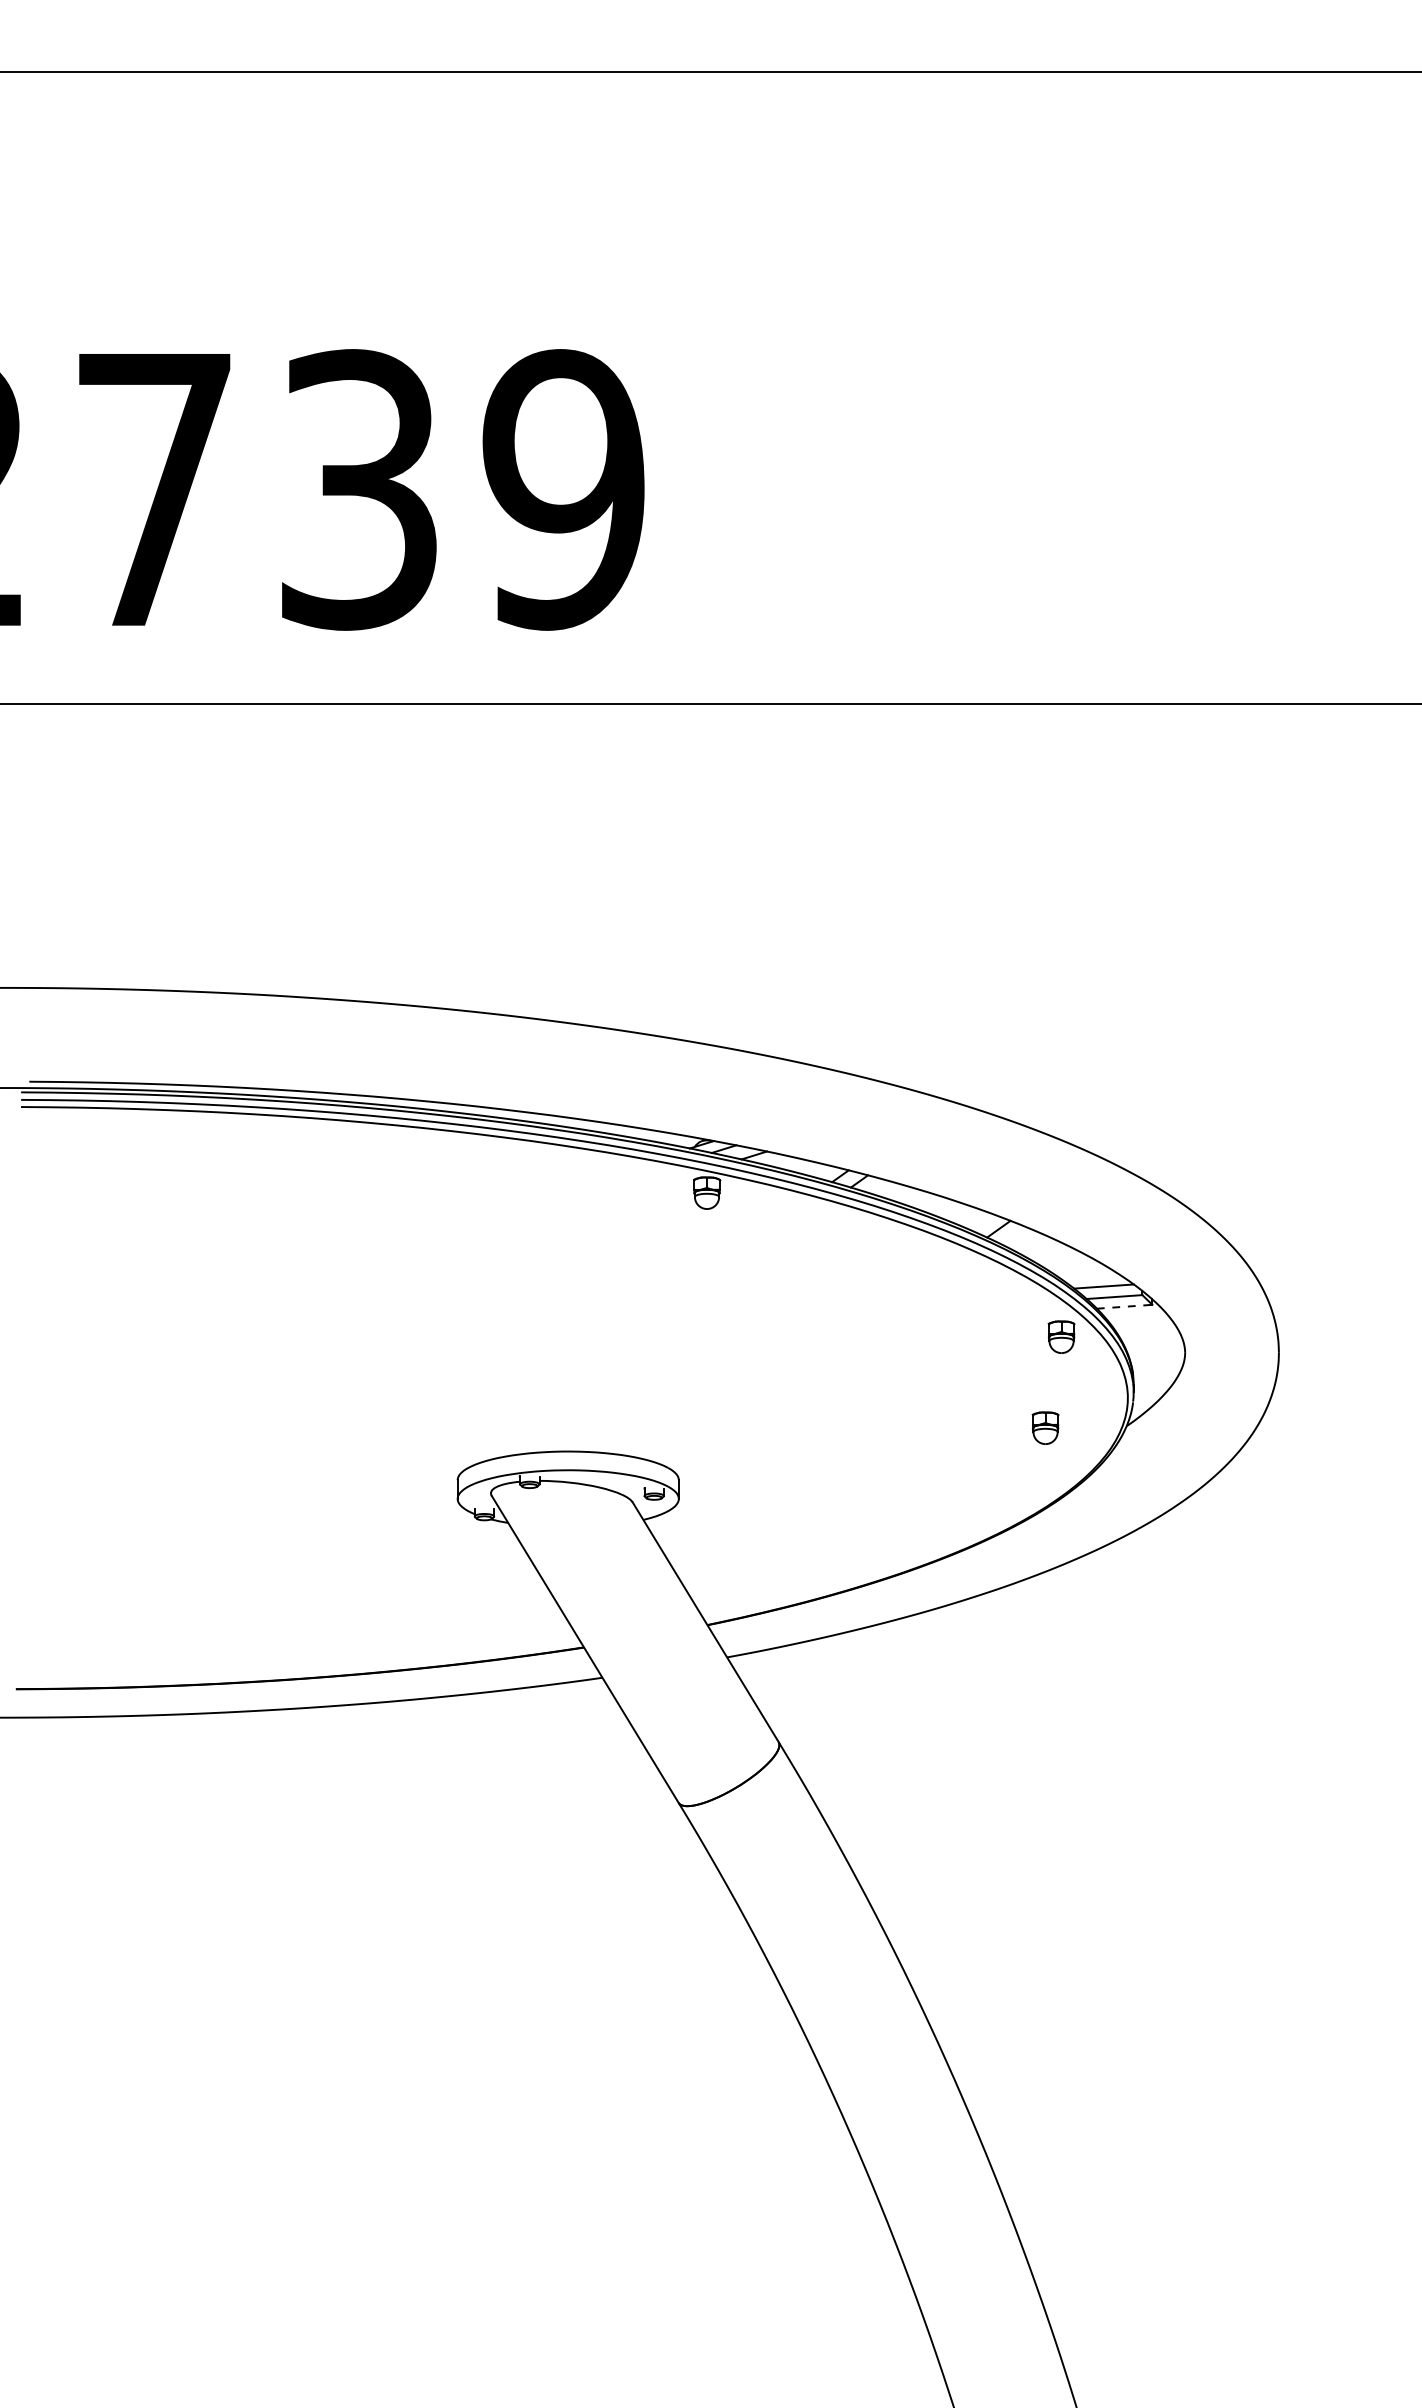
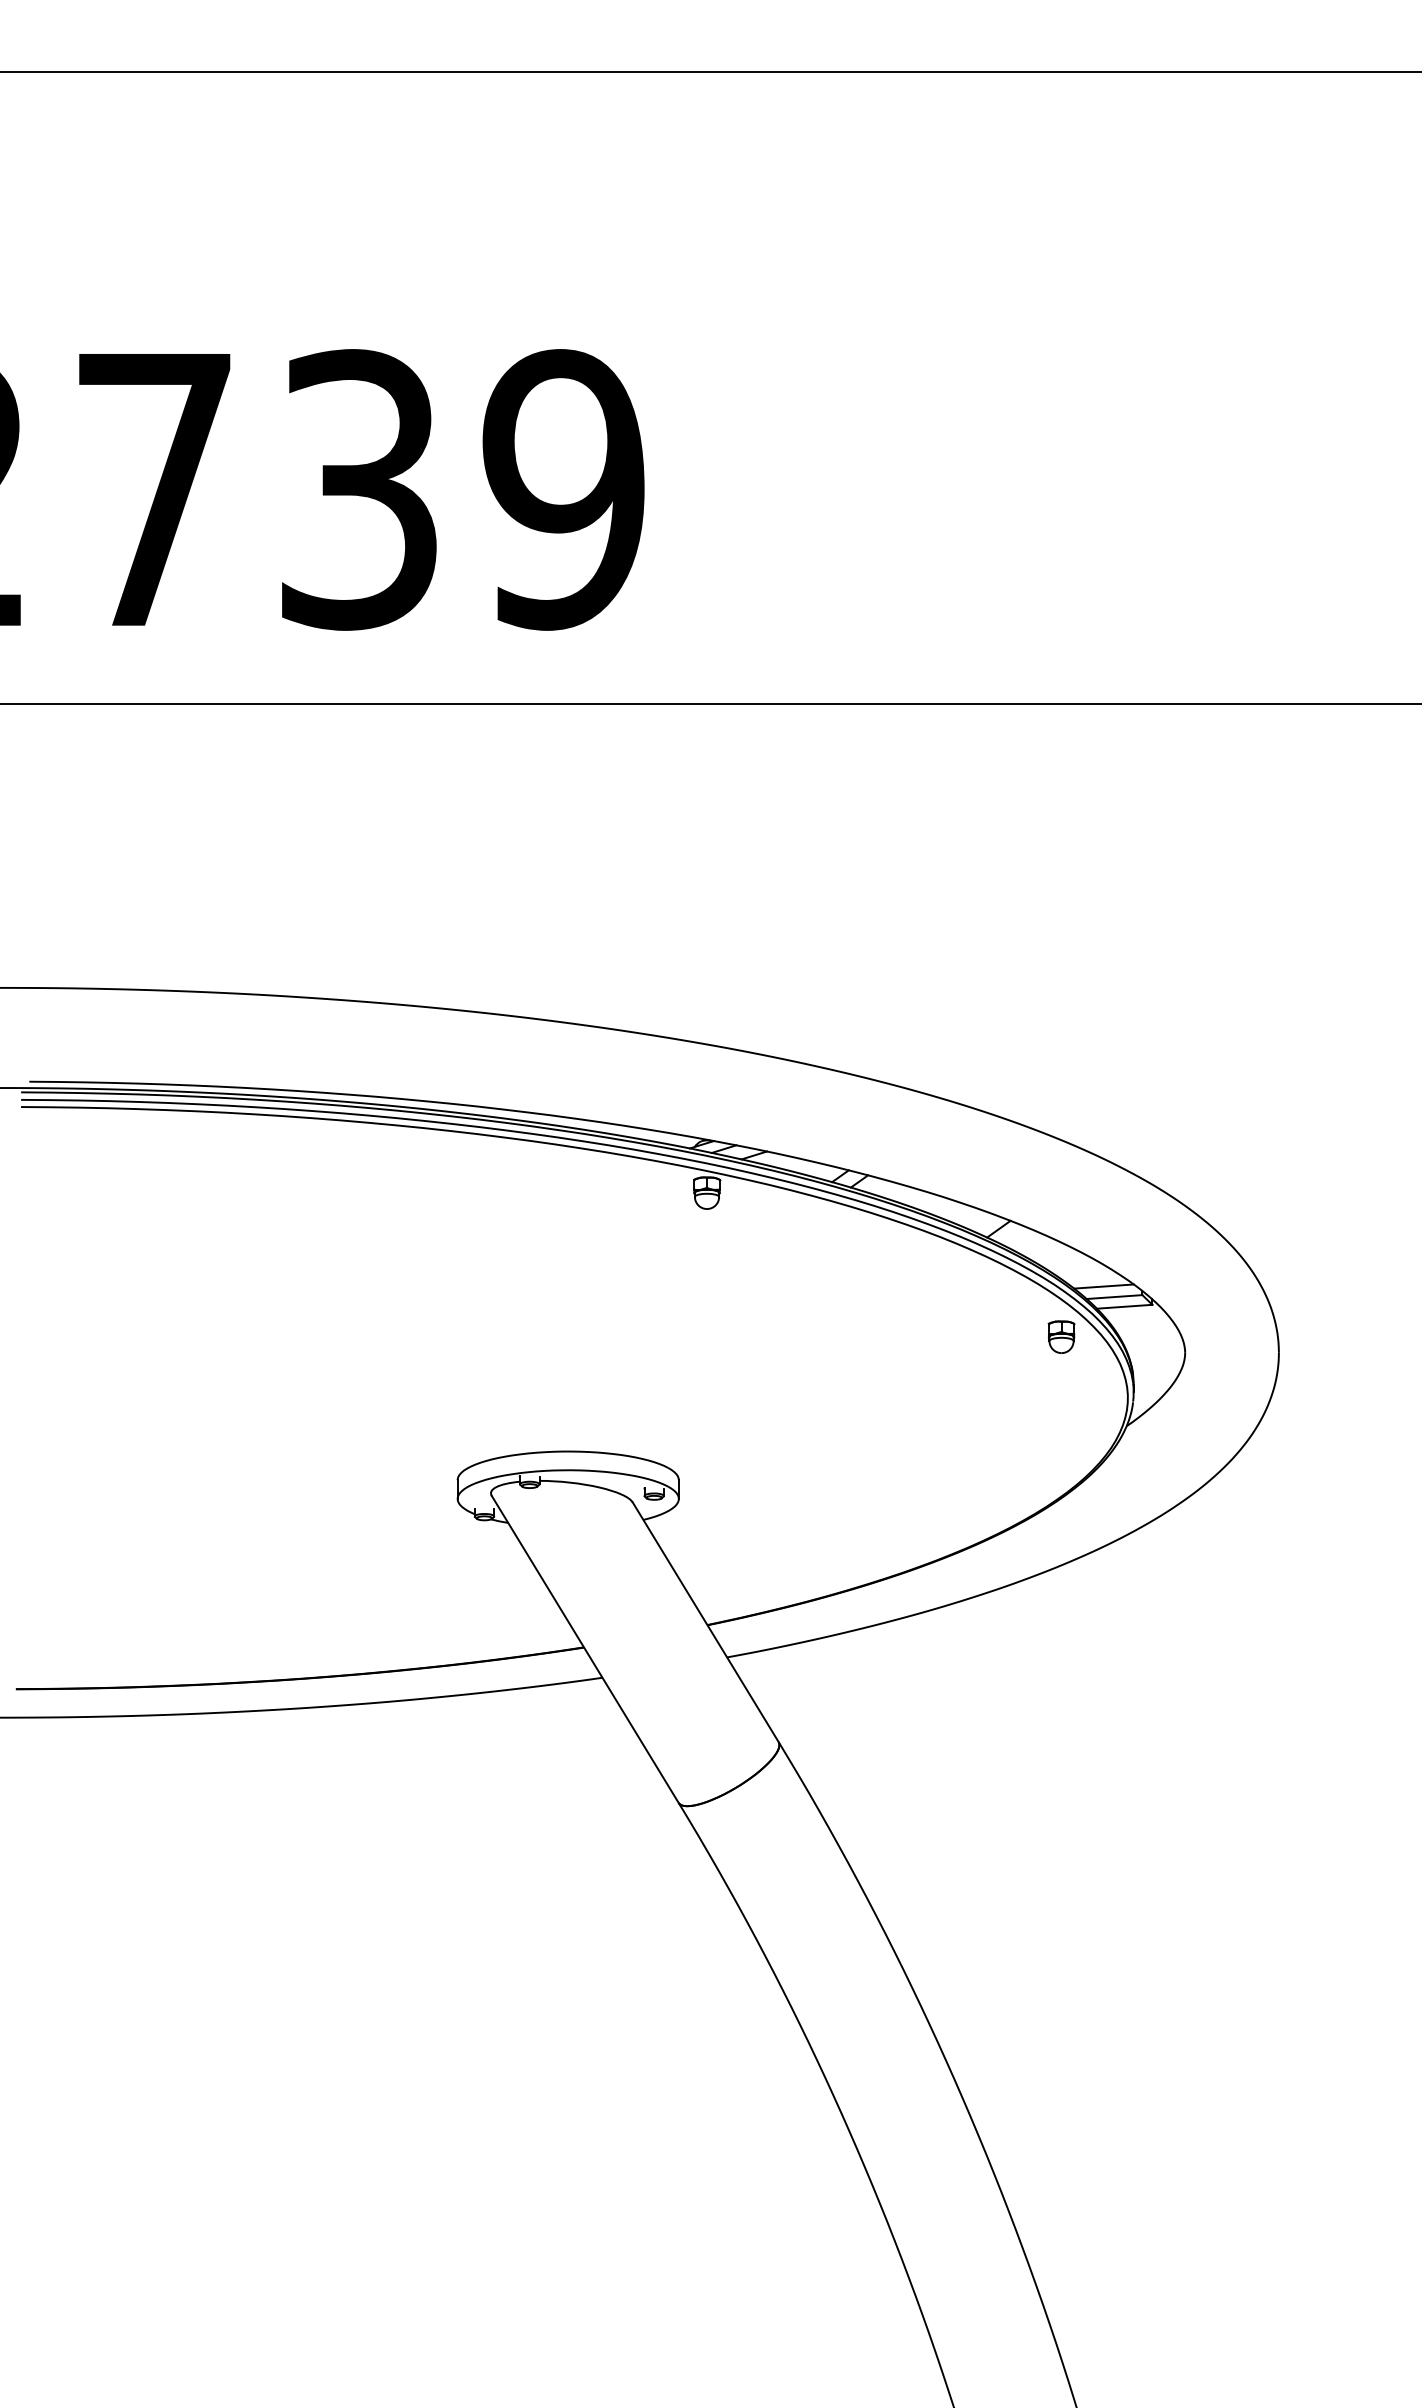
line: dashed -> solid (1124, 1306)
part: present -> none (1045, 1427)
